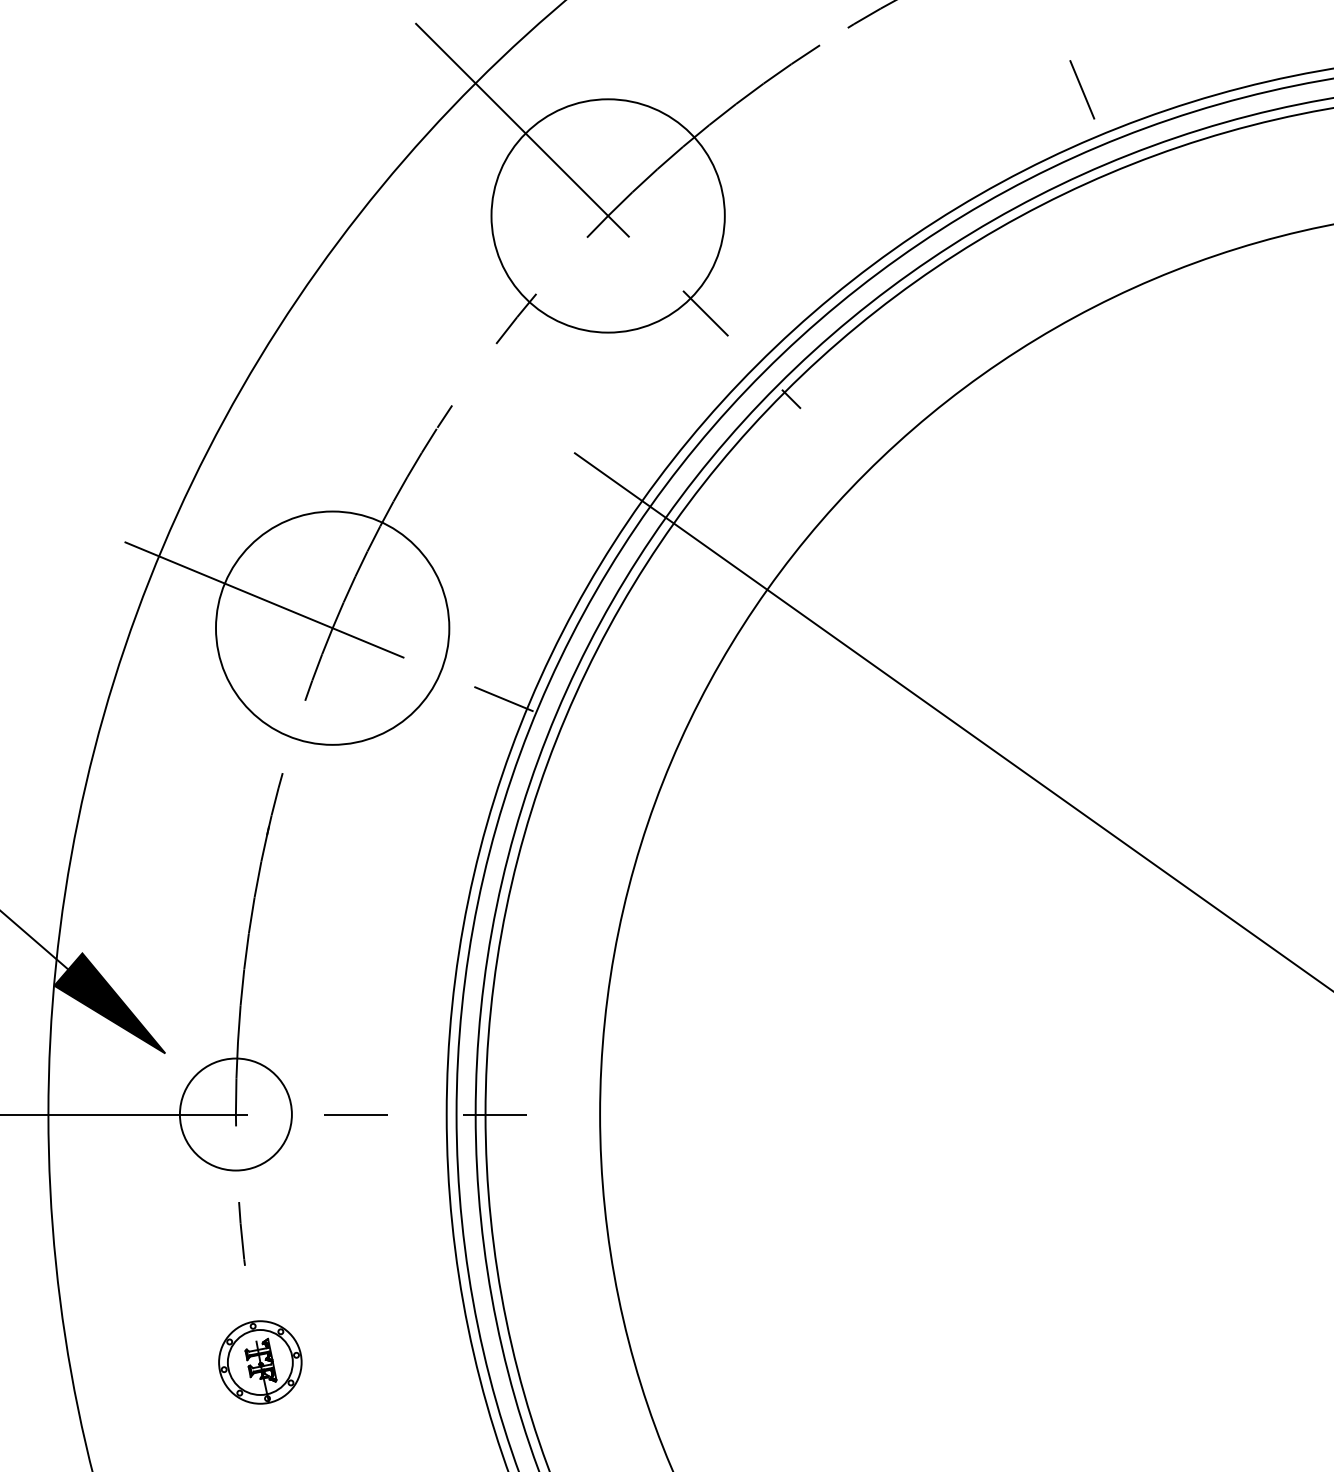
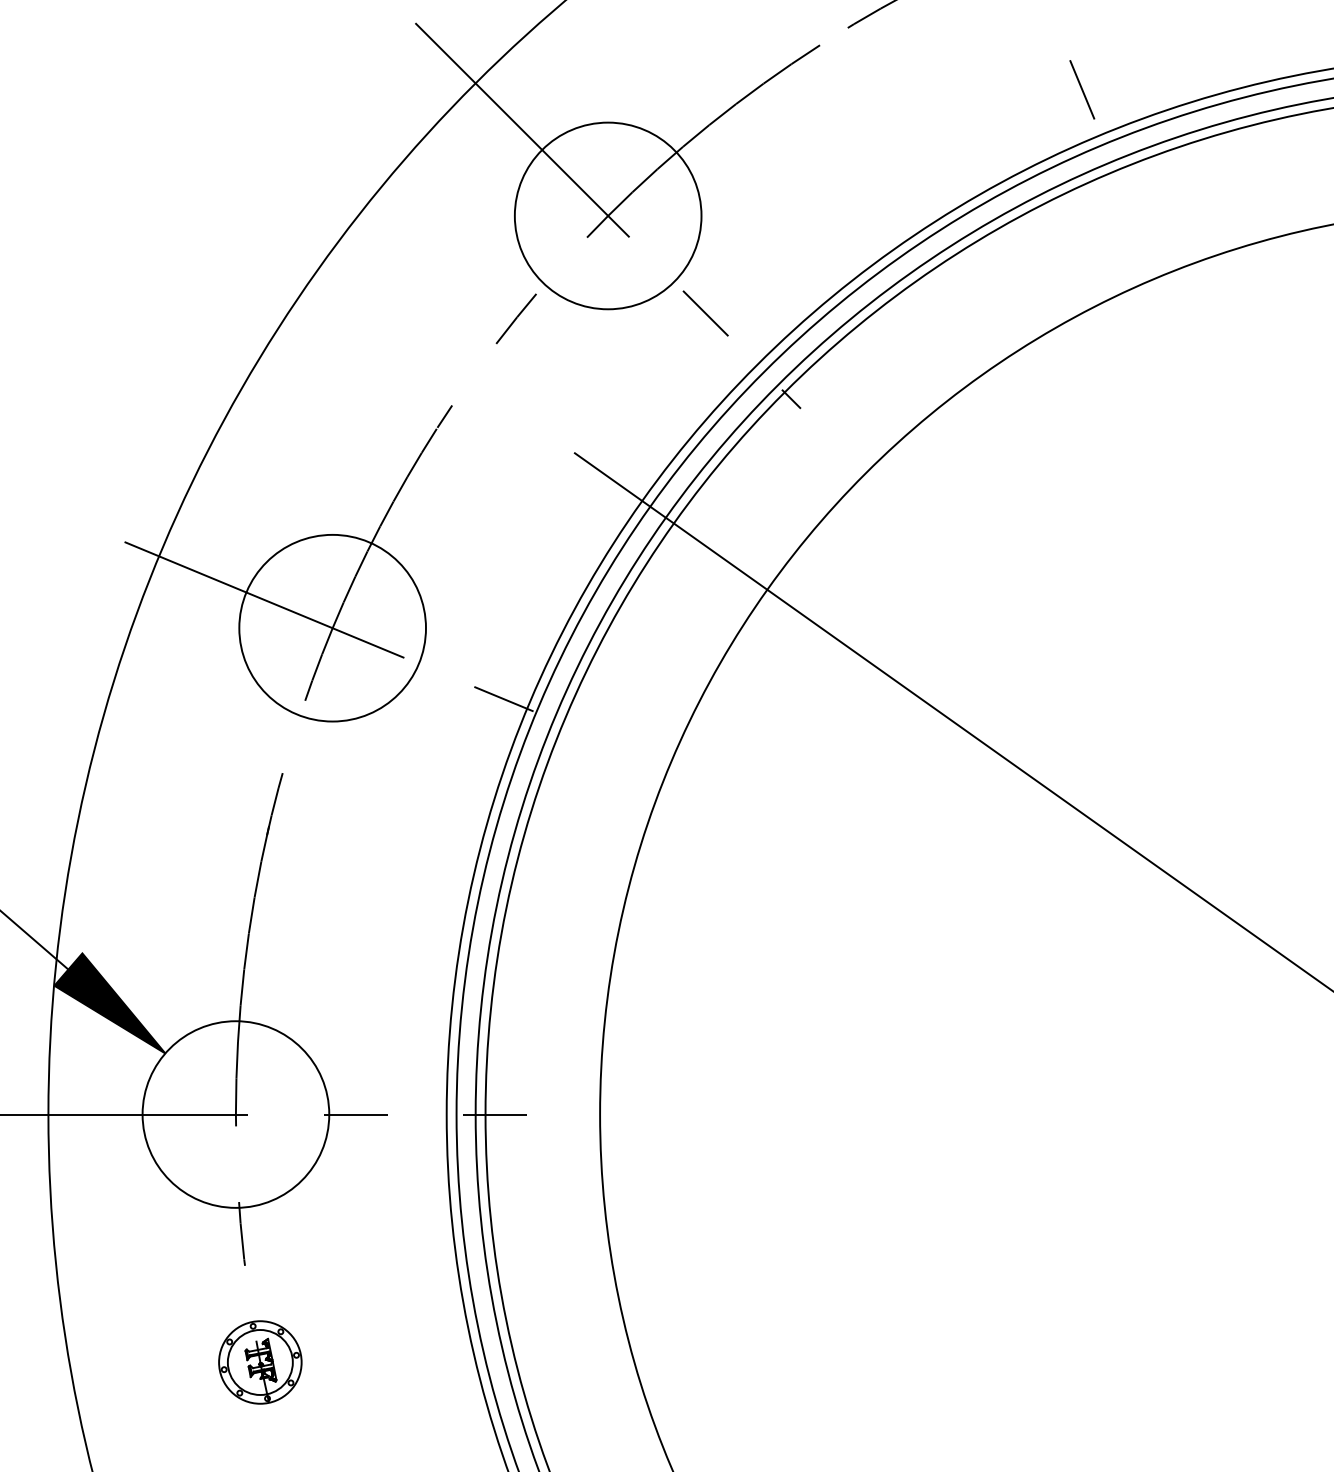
circle diameter: 233 px -> 187 px (607, 215)
circle diameter: 233 px -> 187 px (332, 627)
circle diameter: 112 px -> 187 px (235, 1114)
